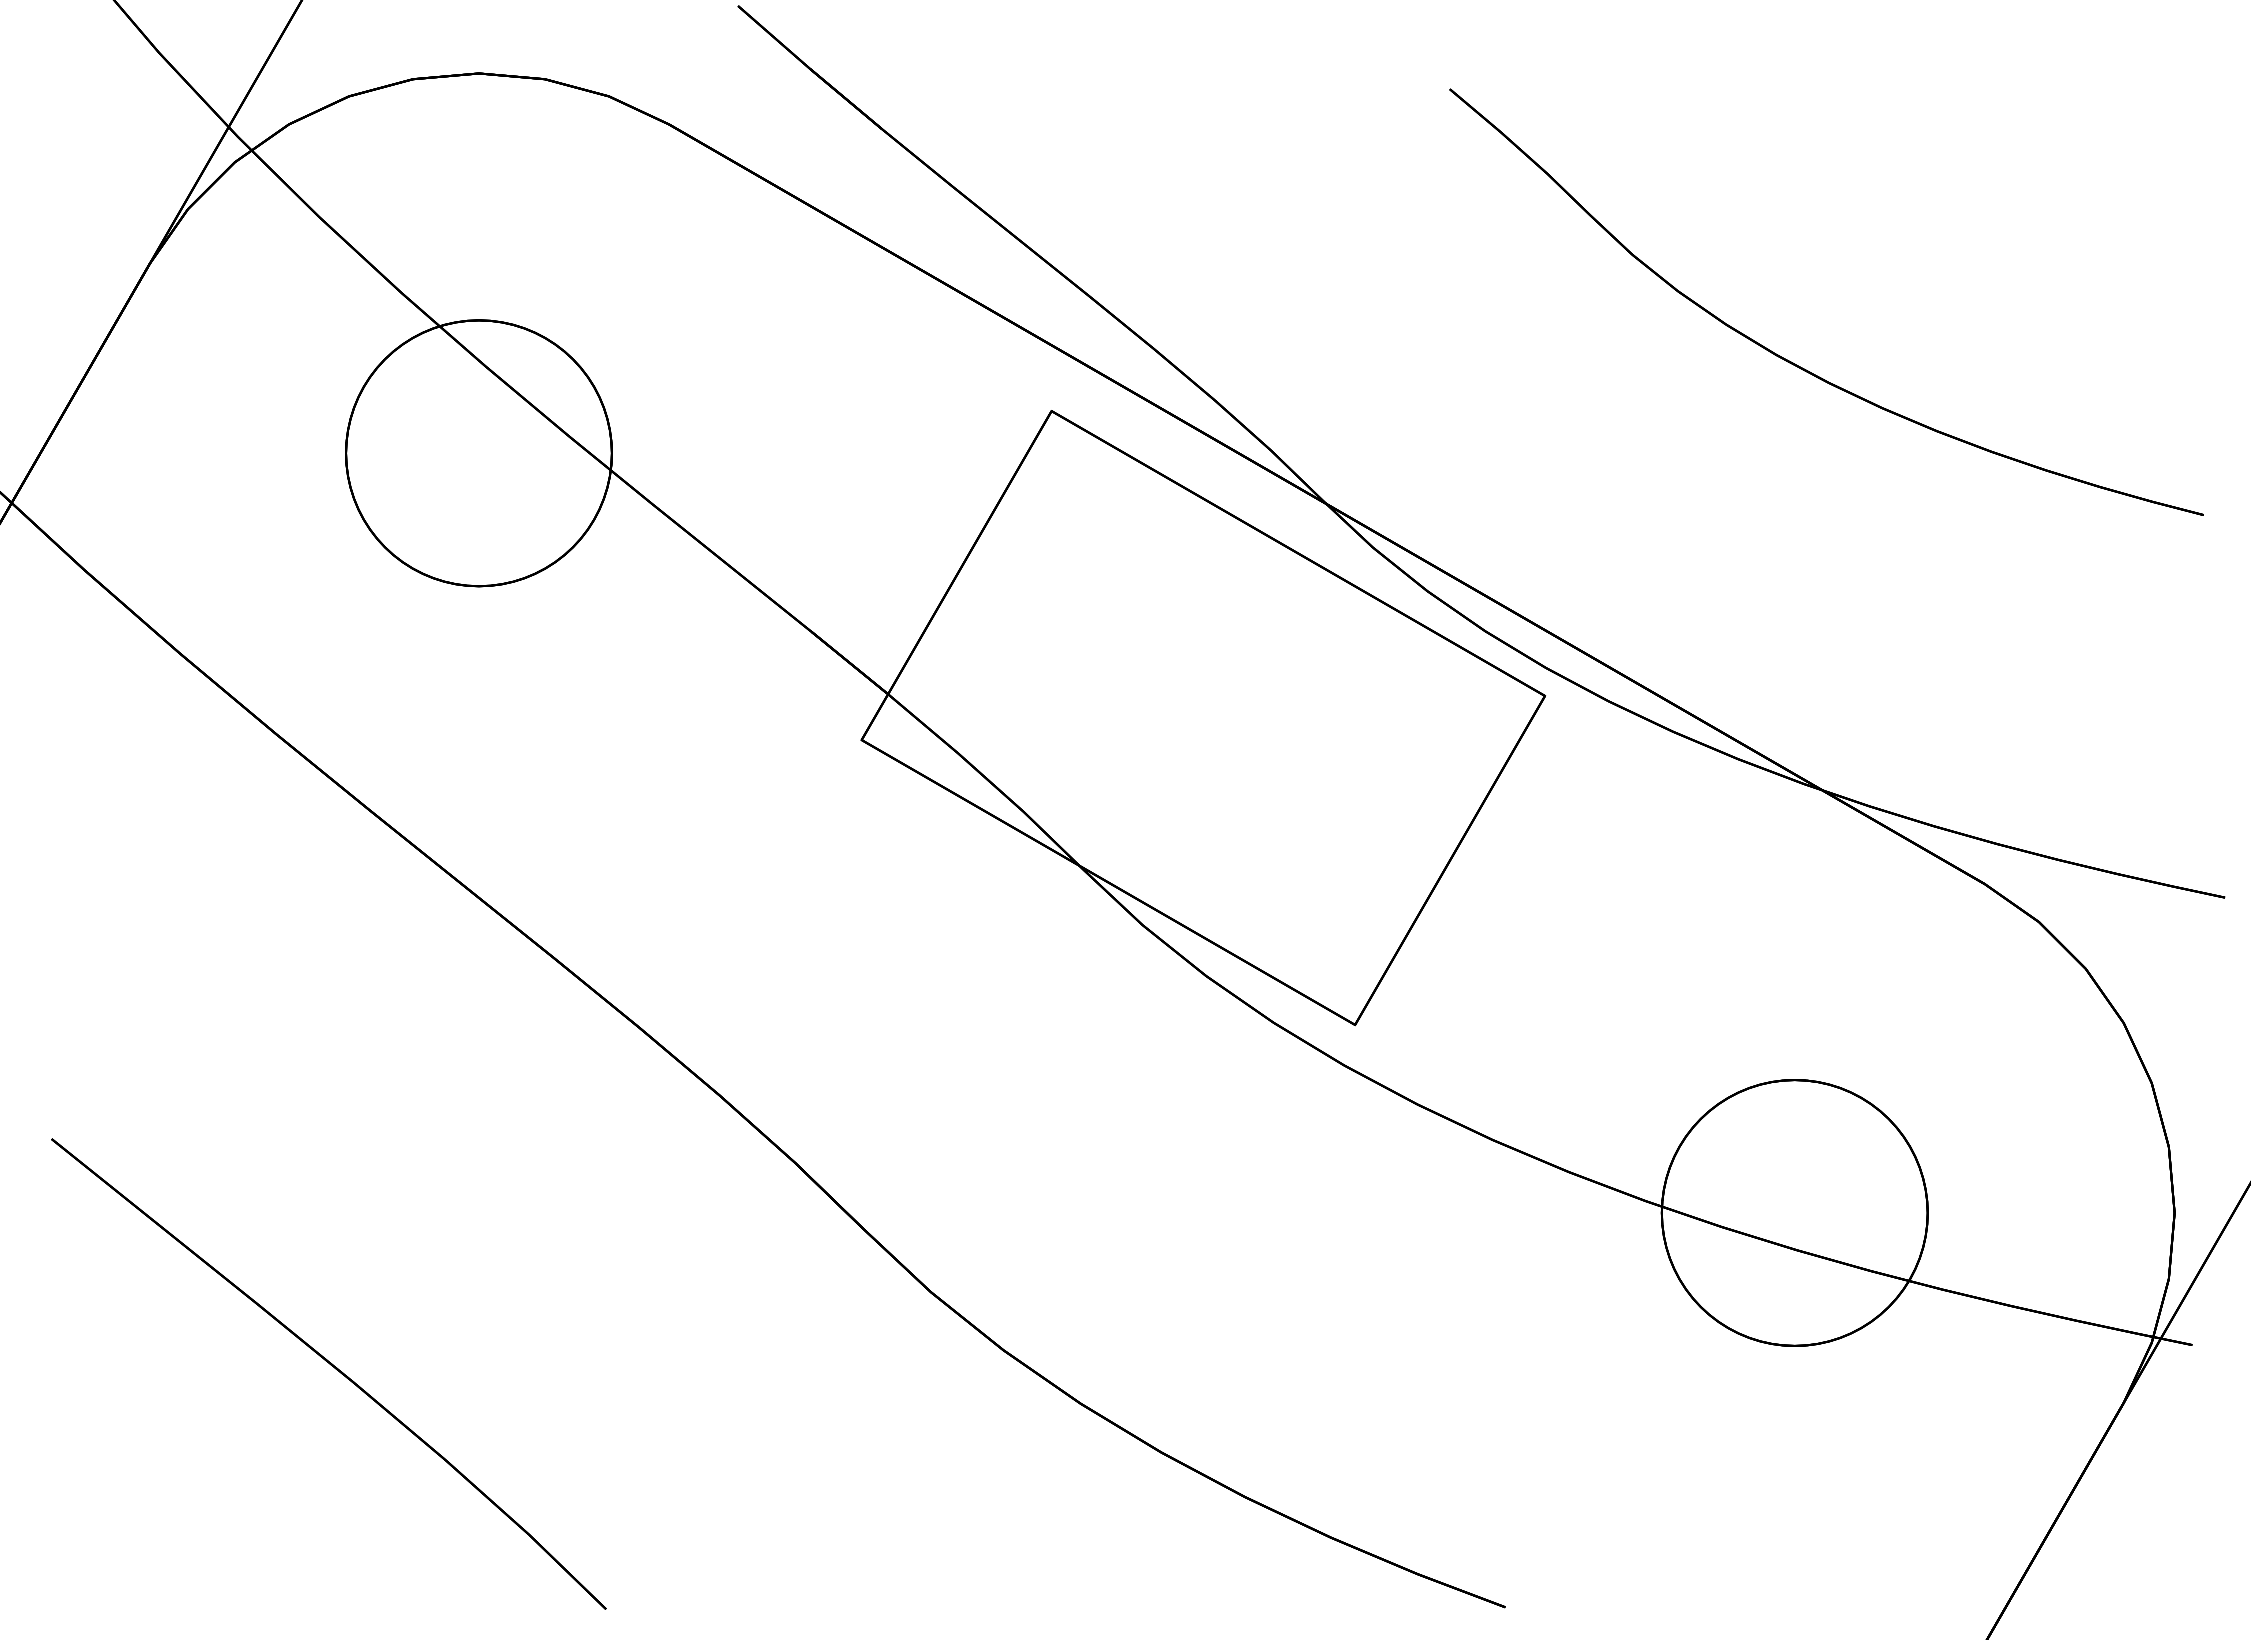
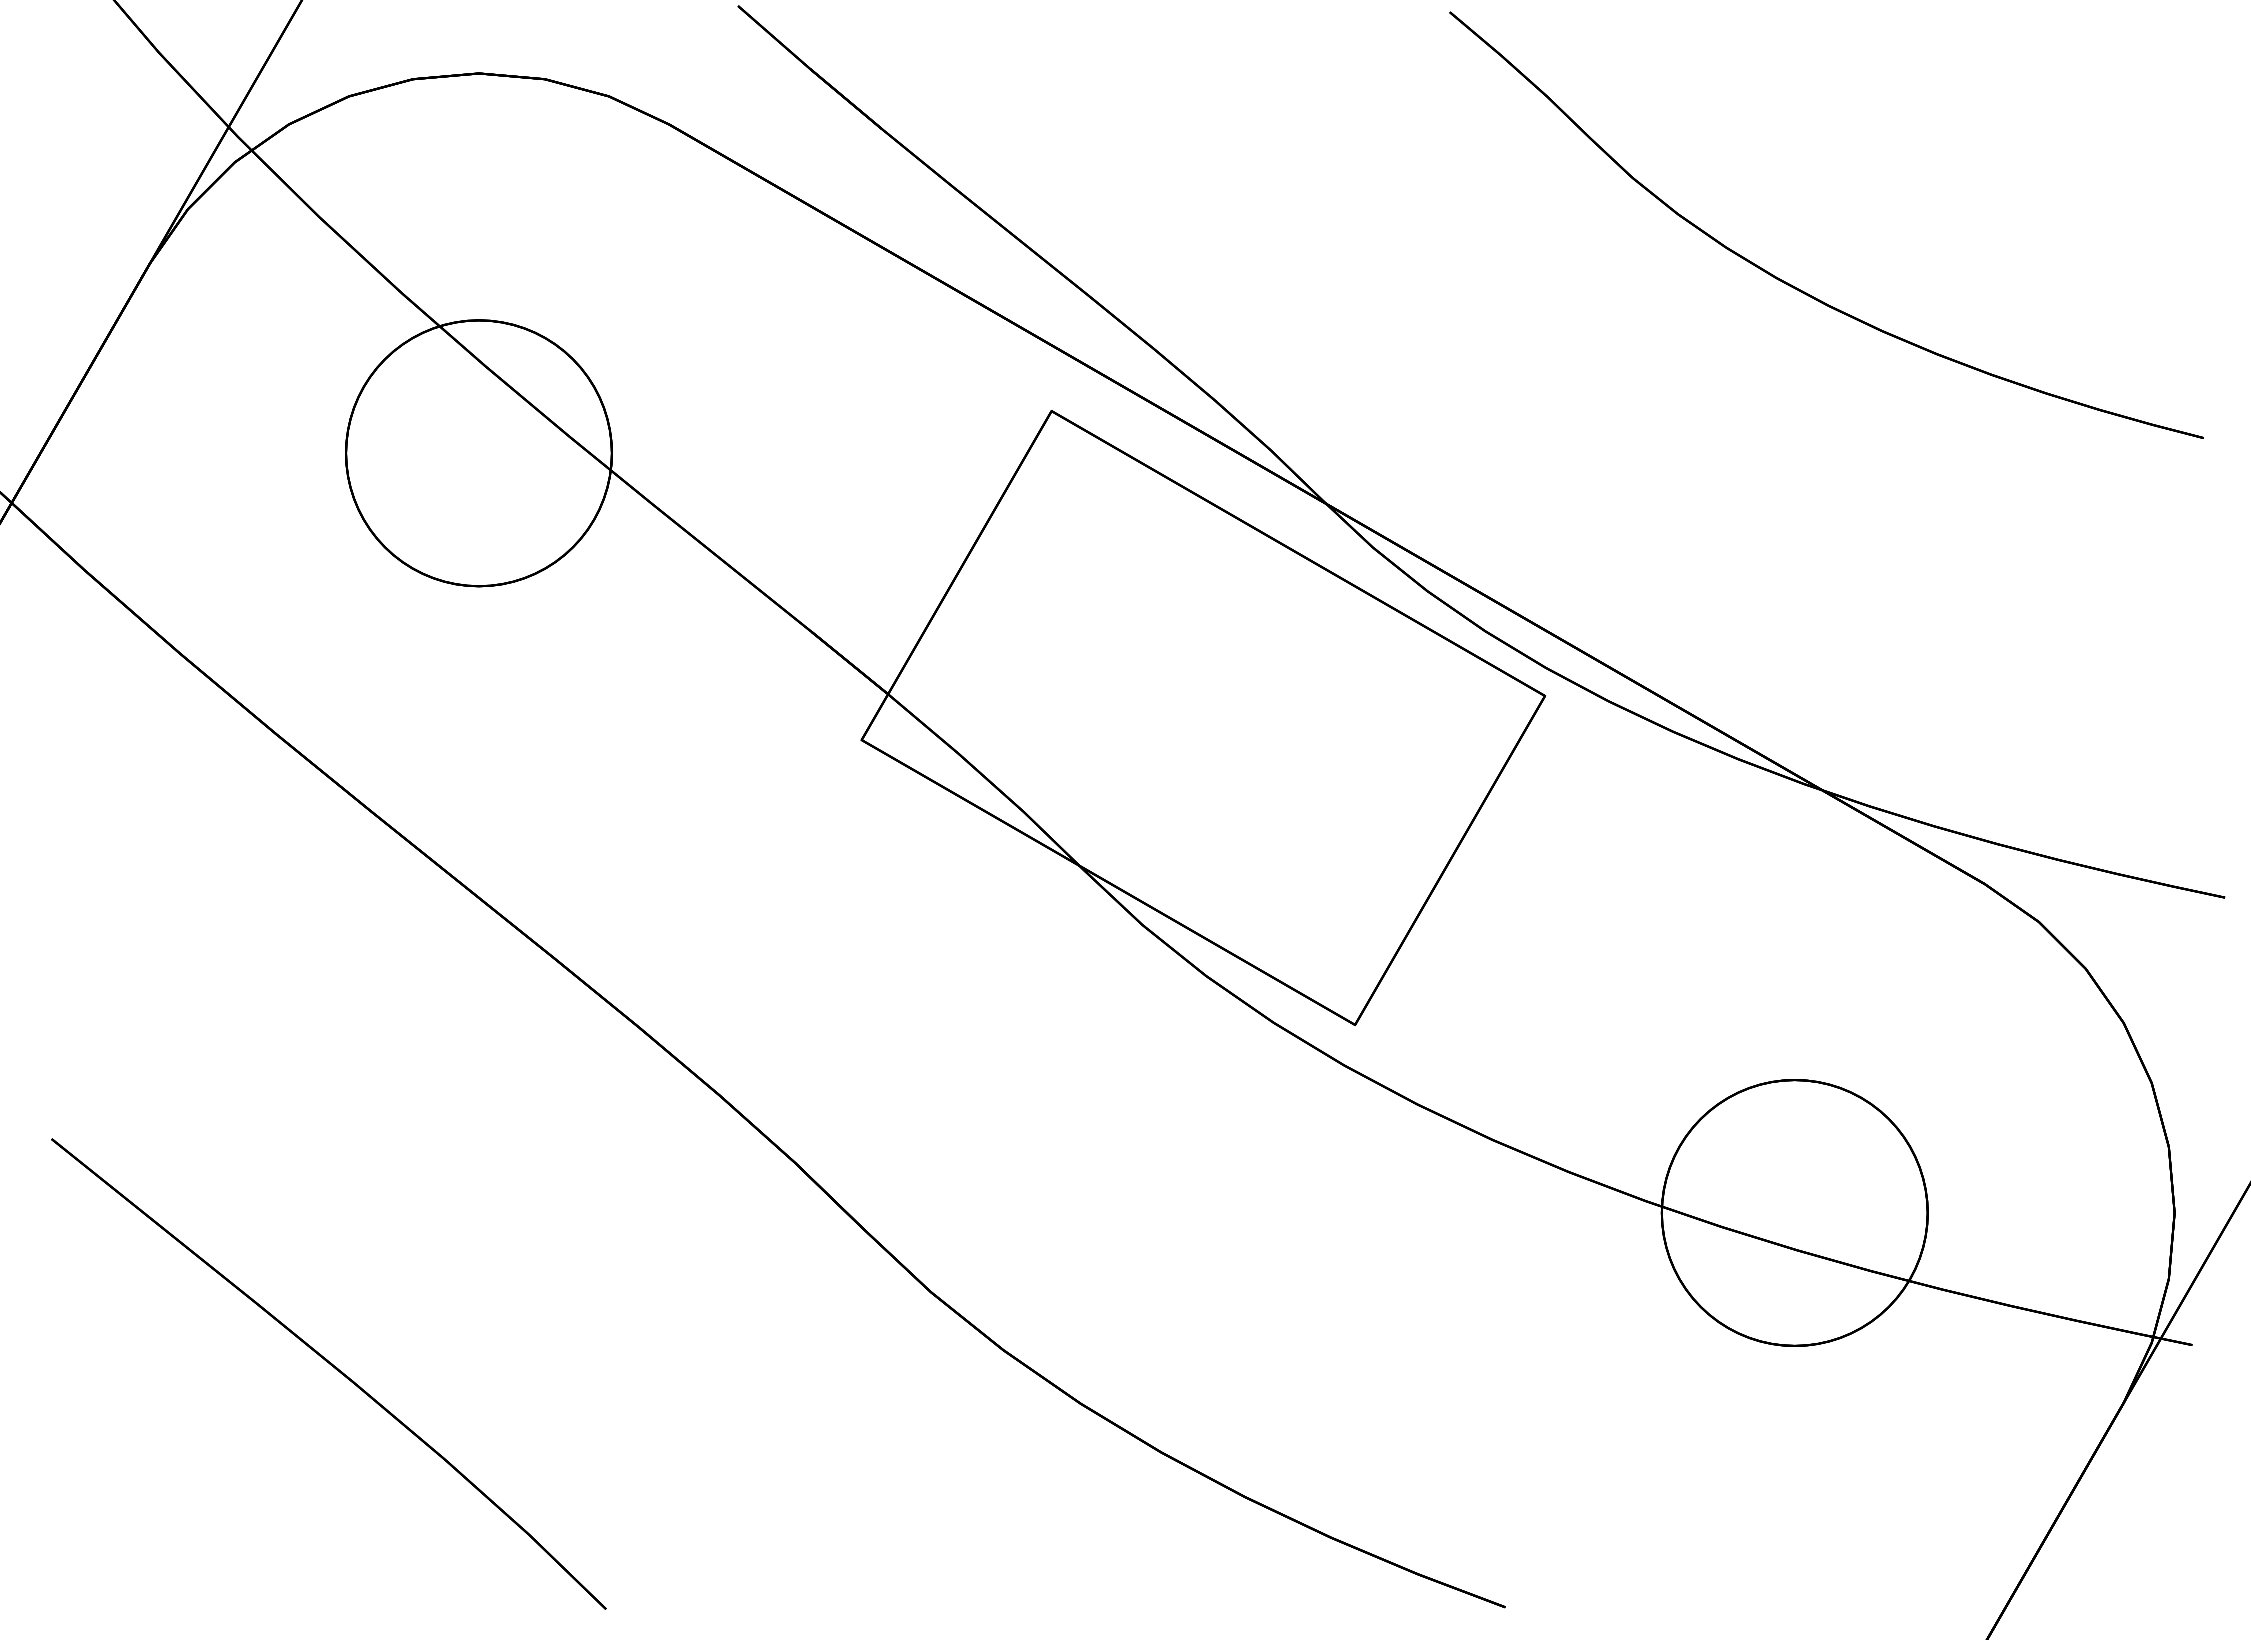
part position: (1795, 363) -> (1795, 286) (1795, 286)
